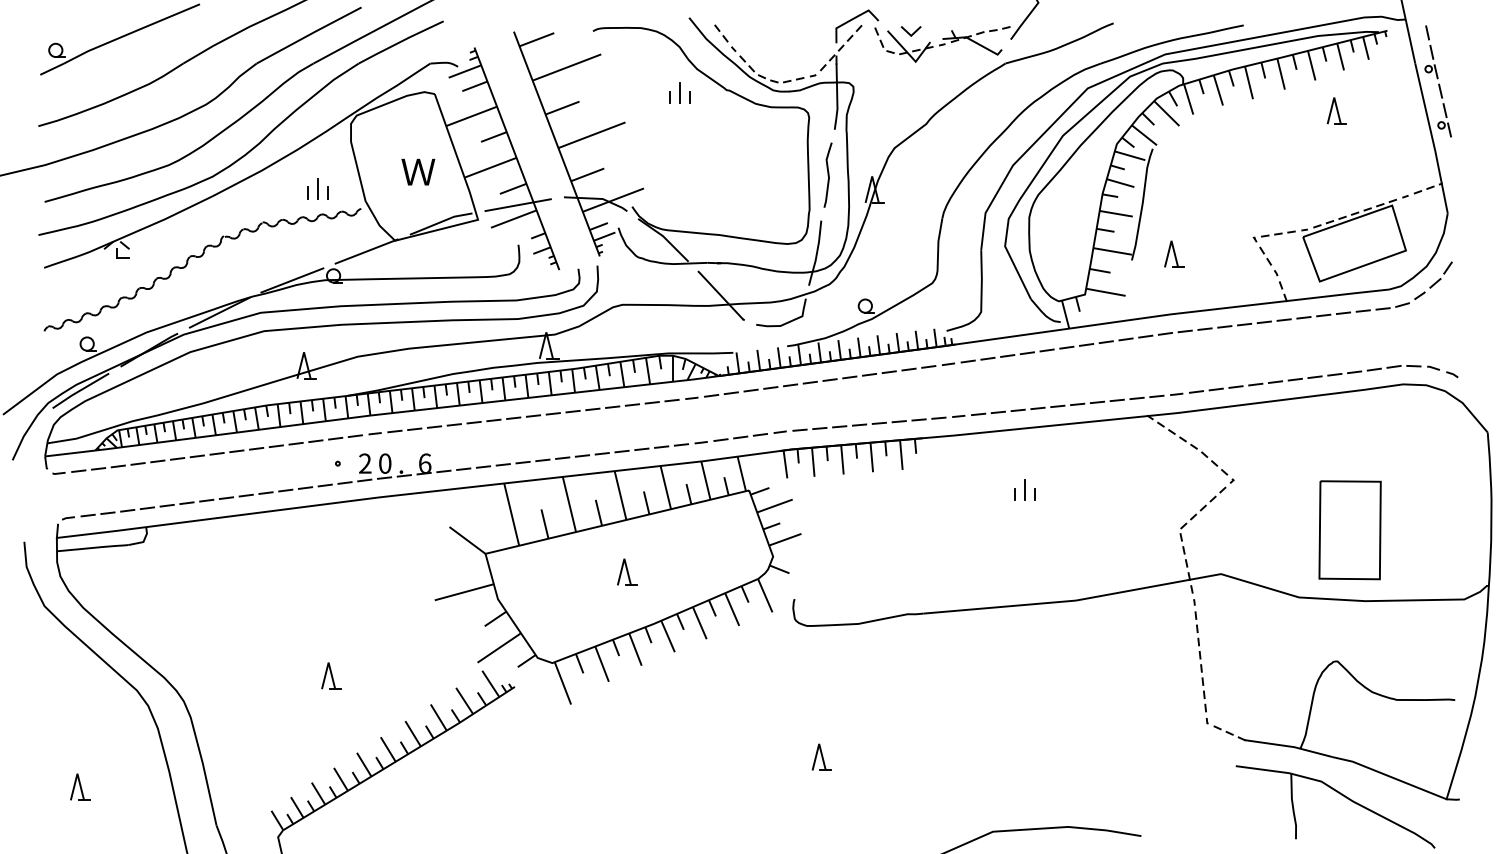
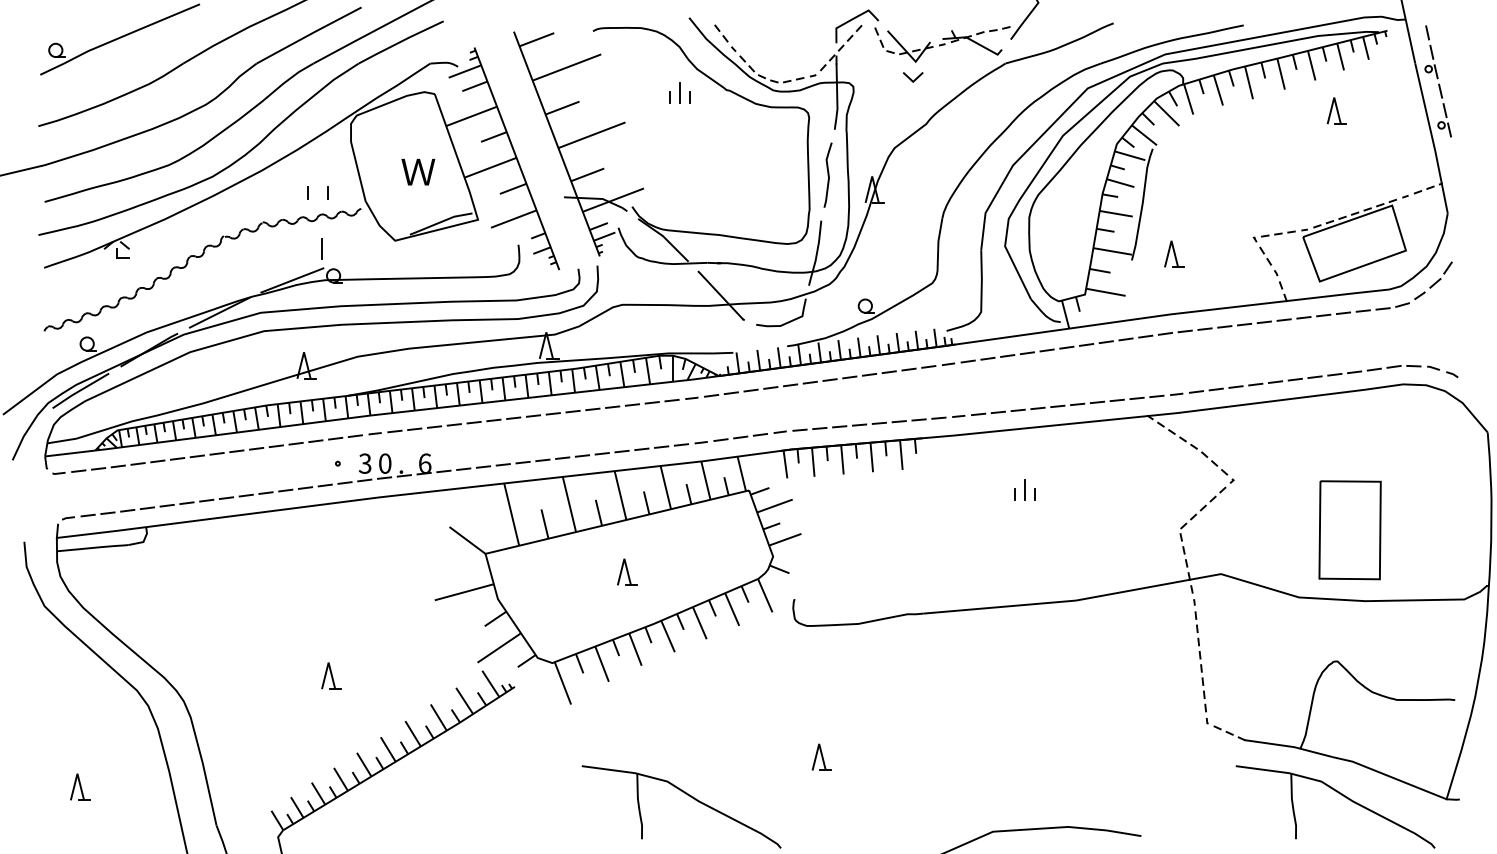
line position: (909, 32) -> (911, 78) (911, 78)
line position: (317, 188) -> (321, 248) (321, 248)
line: present -> none (517, 205)
line: present -> none (366, 251)
text: 2 -> 3 (364, 463)
part: none -> present (687, 795)
